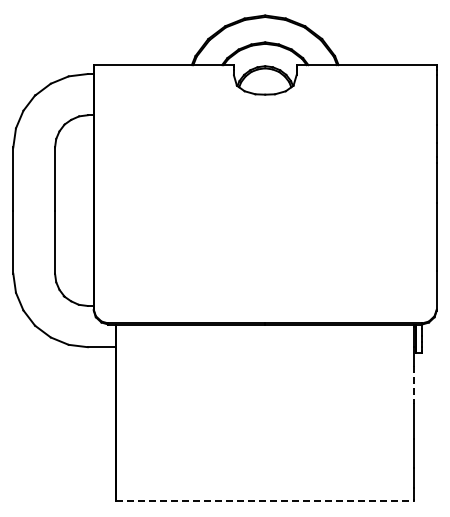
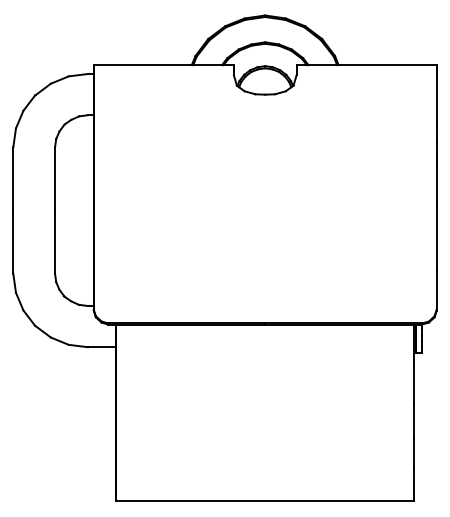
line: dashed -> solid (414, 385)
line: dashed -> solid (265, 501)
